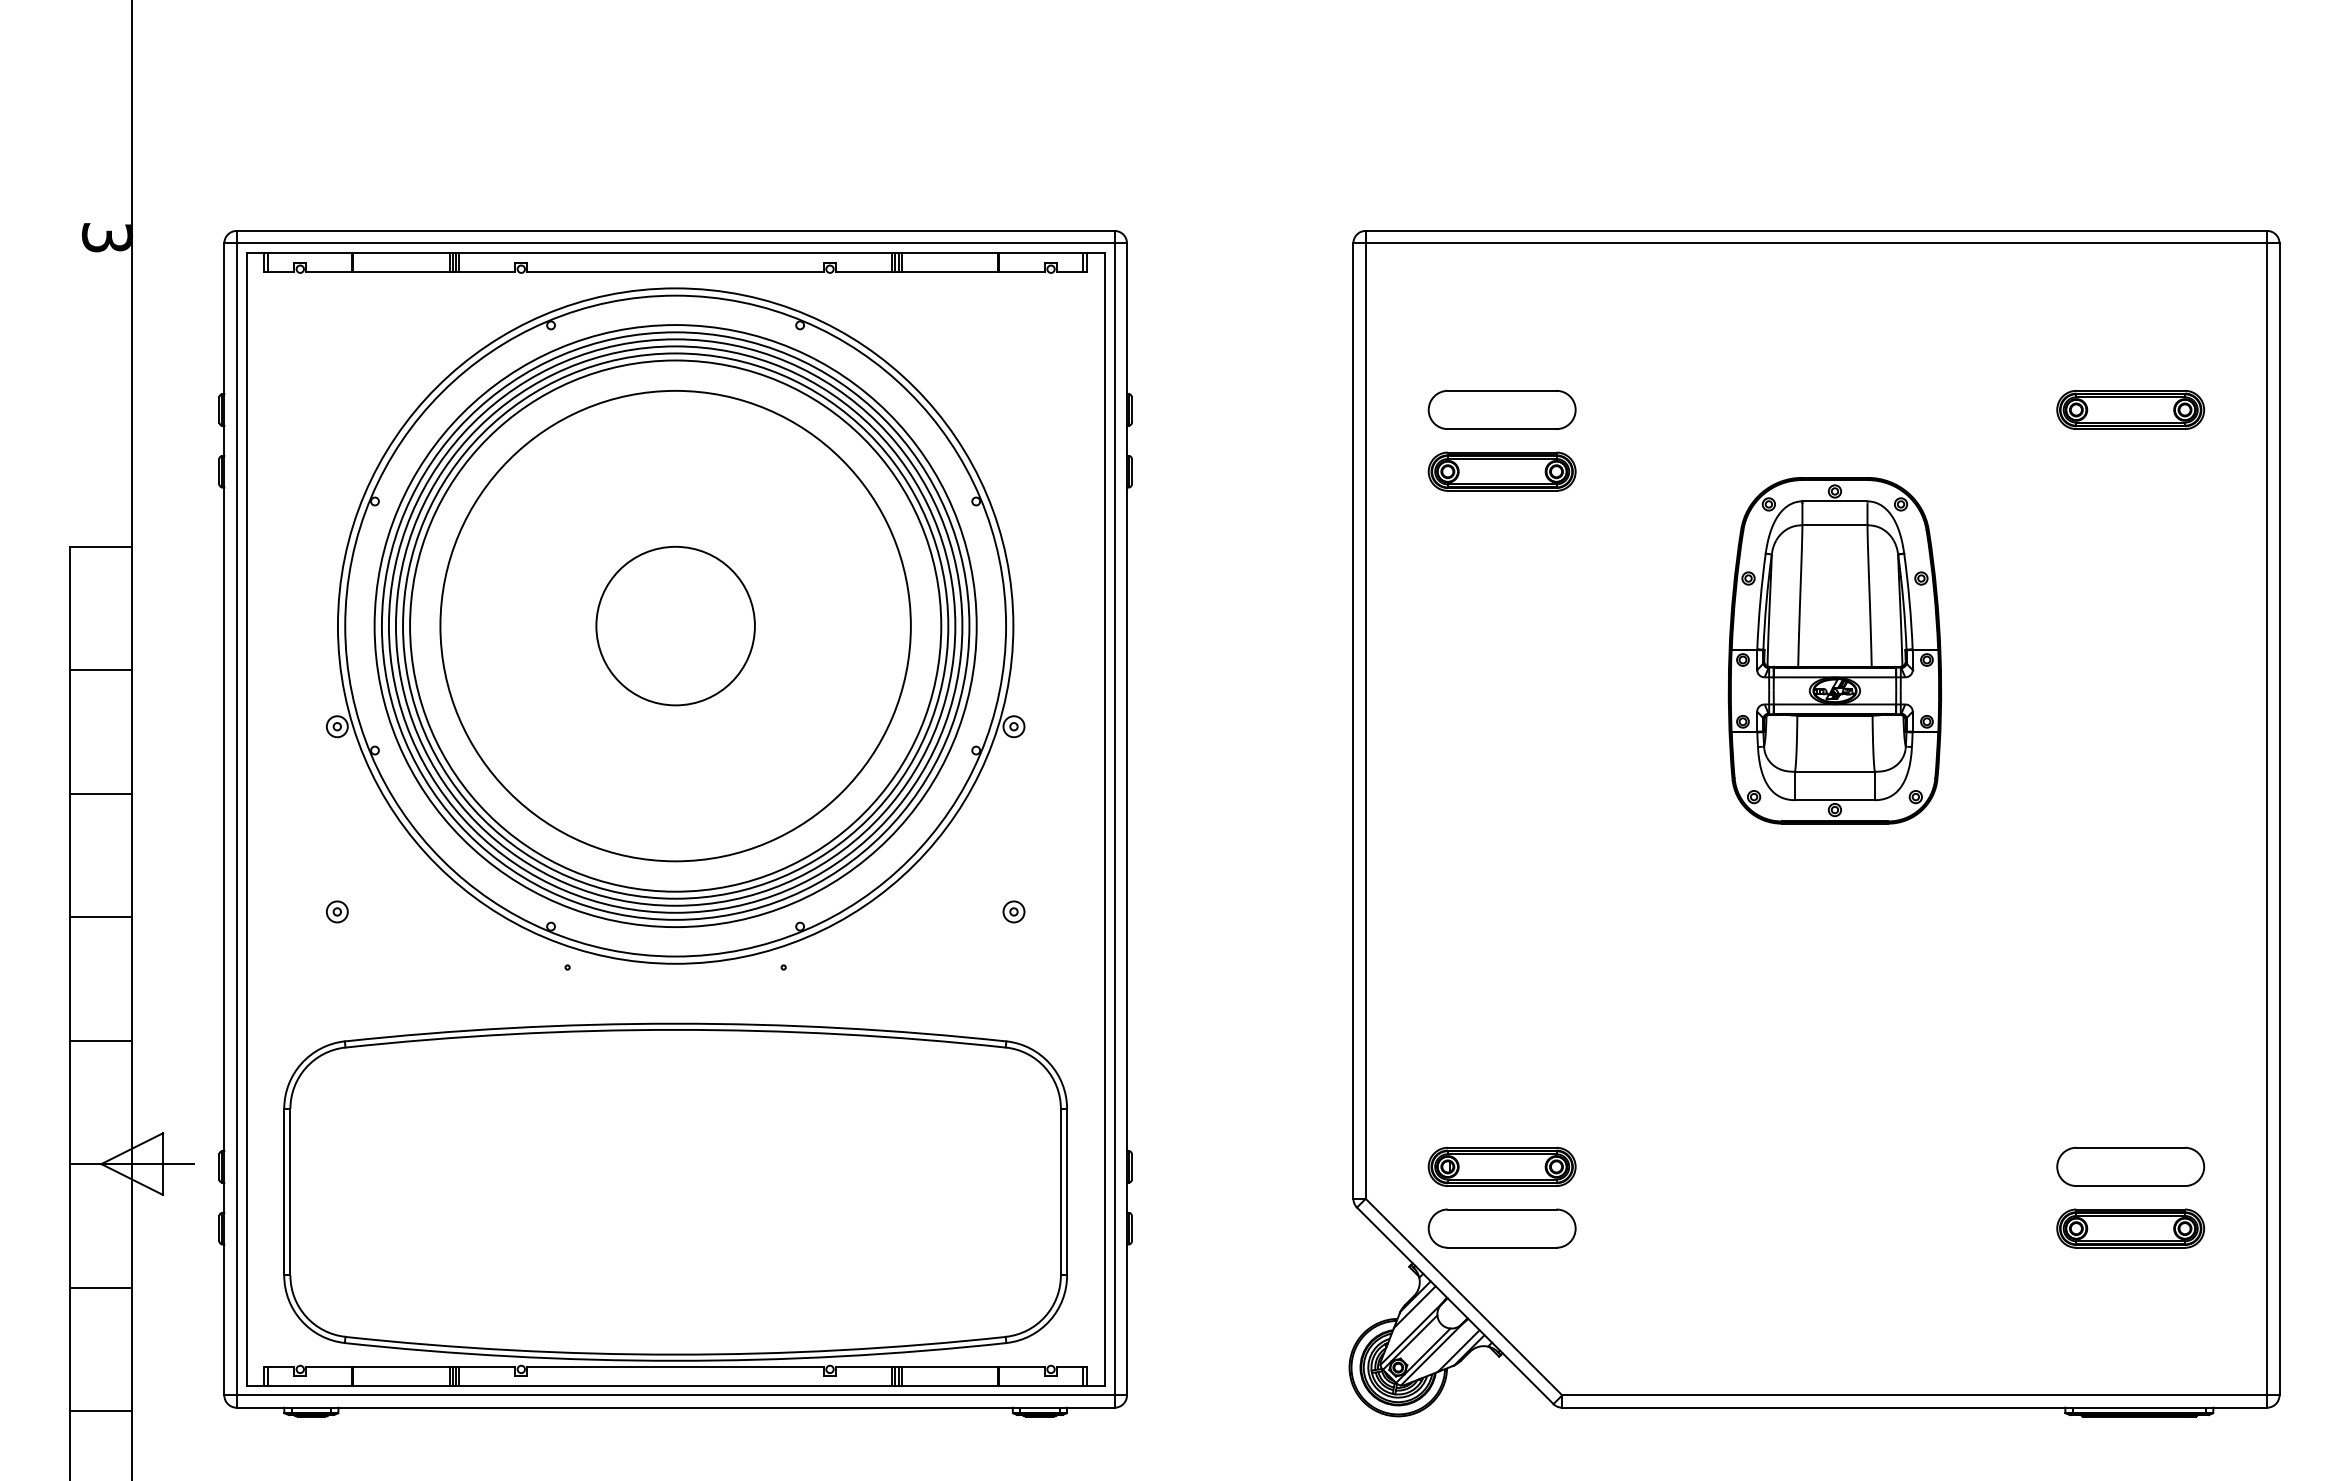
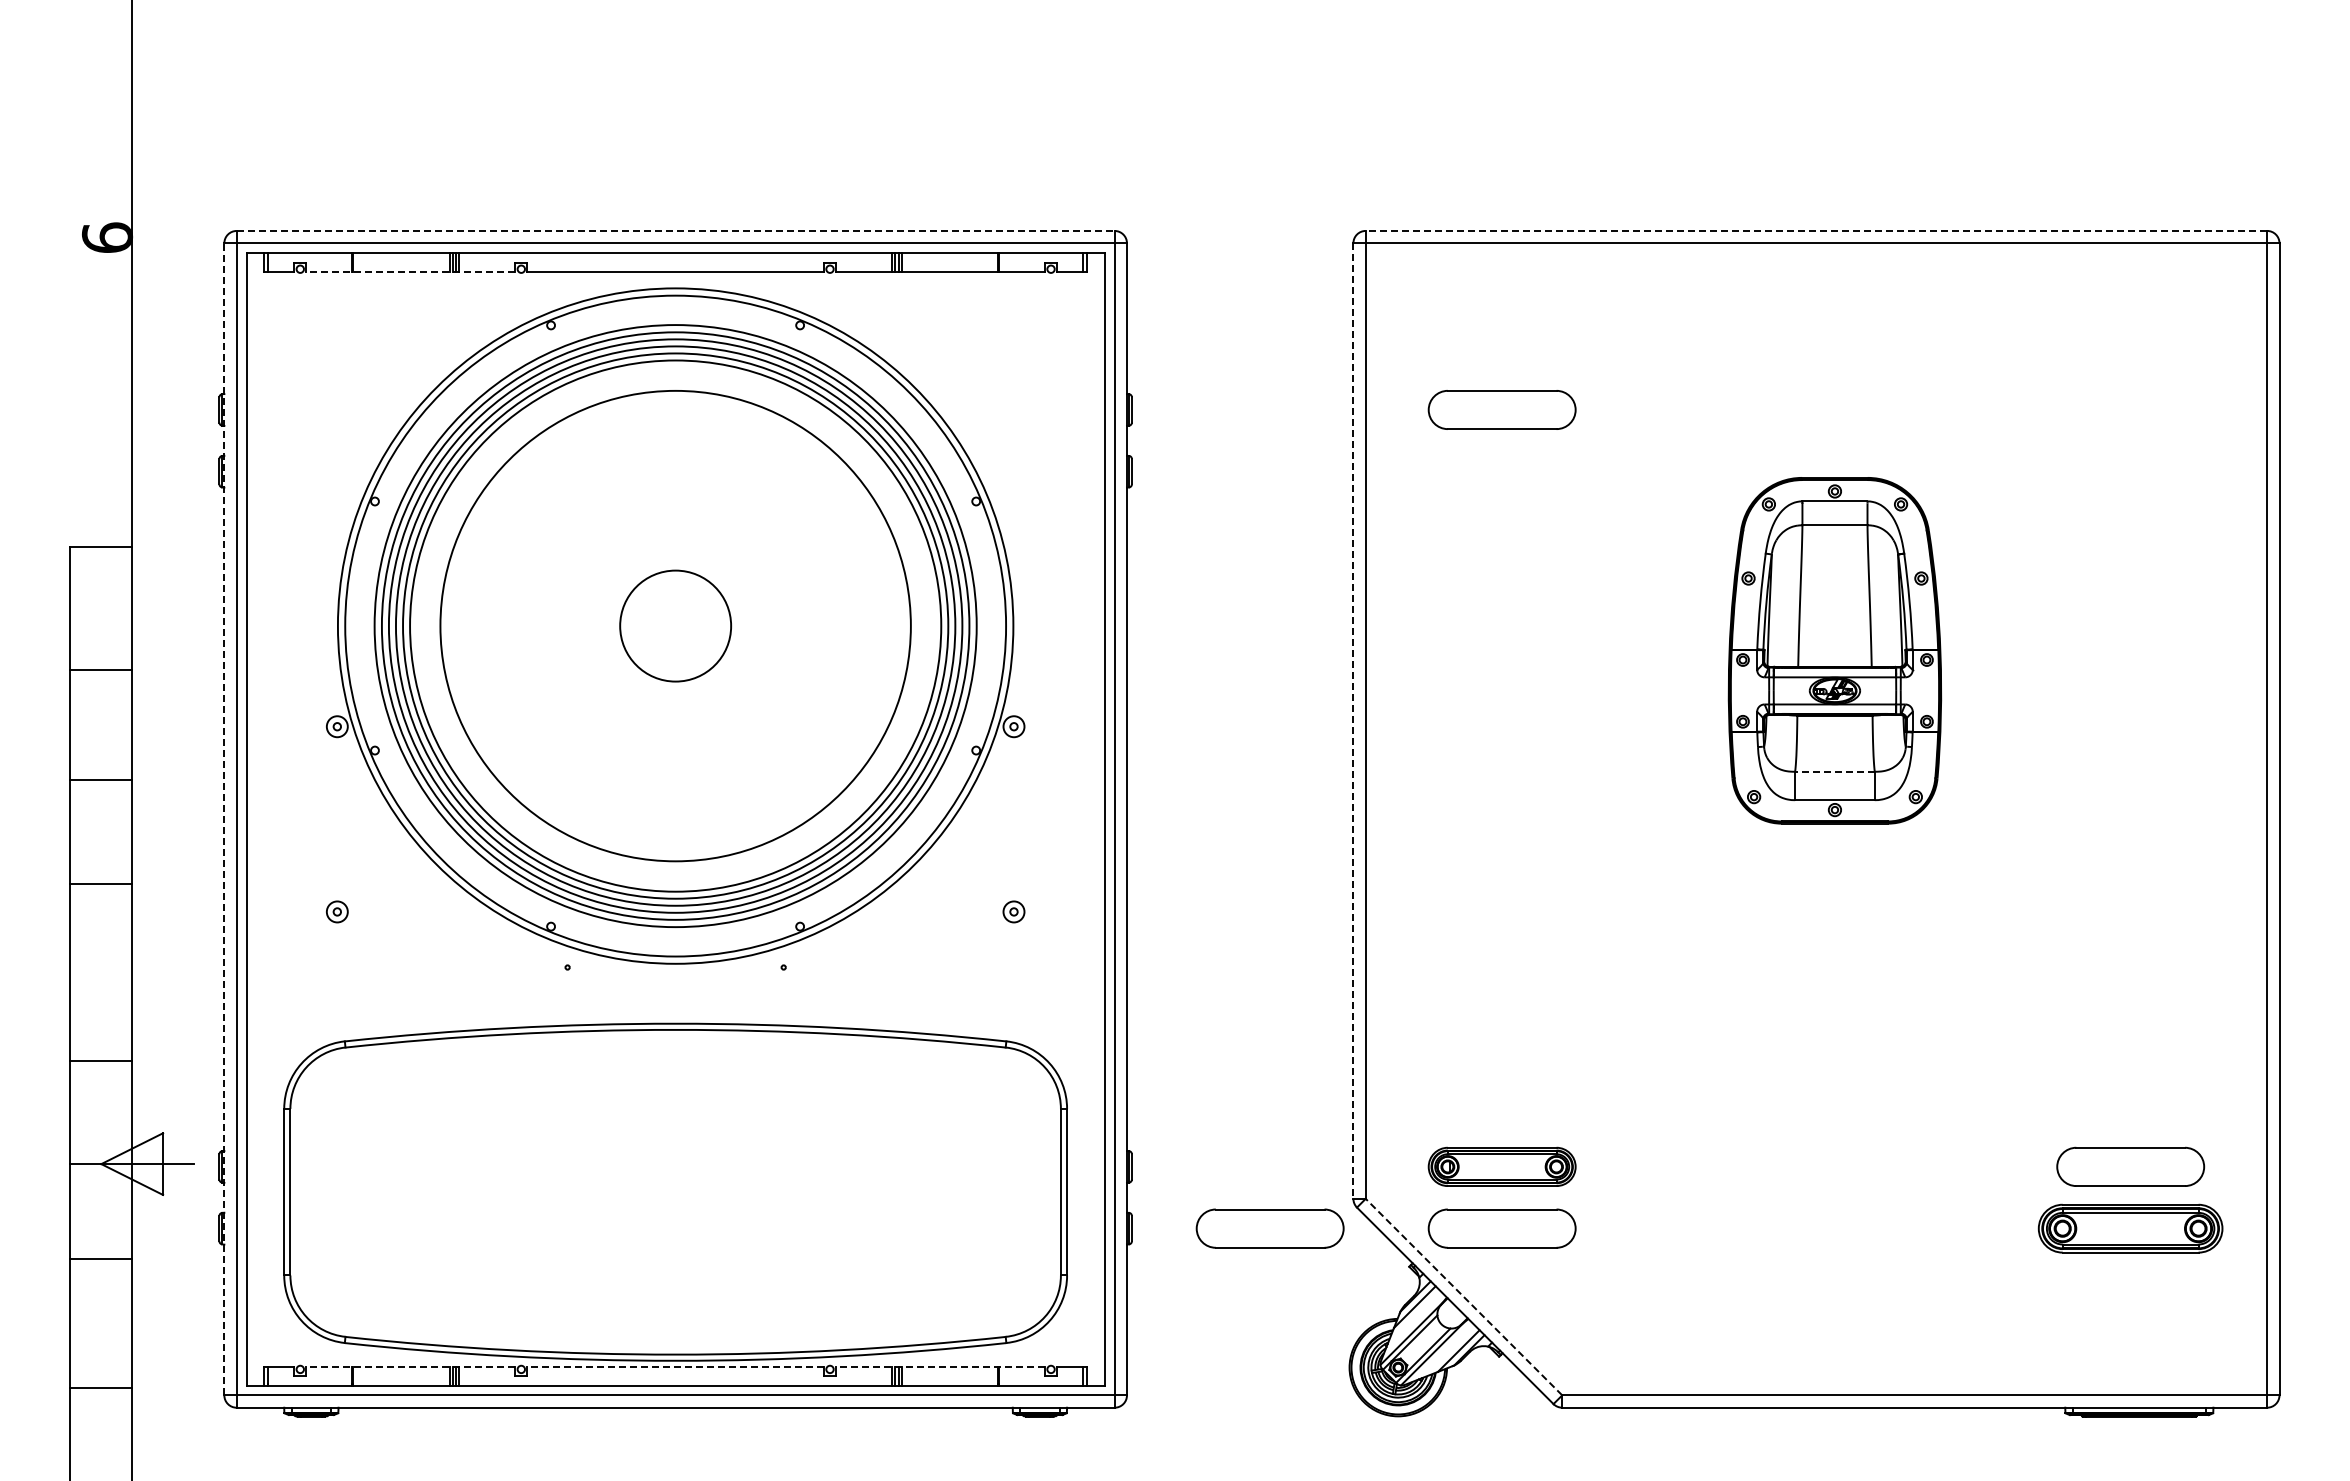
line: solid -> dashed (675, 230)
line: solid -> dashed (1816, 230)
text: 3 -> 9 (106, 237)
line: solid -> dashed (410, 271)
part: present -> none (2130, 409)
part: present -> none (1501, 471)
circle diameter: 159 px -> 111 px (675, 625)
line: solid -> dashed (1353, 721)
line: solid -> dashed (1834, 771)
line position: (101, 793) -> (101, 779) (101, 779)
line: solid -> dashed (224, 818)
line position: (101, 917) -> (101, 884) (101, 884)
line position: (101, 1040) -> (101, 1060) (101, 1060)
part: none -> present (1269, 1228)
part size: 150x41 px -> 187x51 px (2130, 1228)
line position: (101, 1287) -> (101, 1258) (101, 1258)
line: solid -> dashed (1464, 1297)
line: solid -> dashed (410, 1366)
line: solid -> dashed (675, 1366)
line: solid -> dashed (940, 1366)
line position: (101, 1411) -> (101, 1388) (101, 1388)
